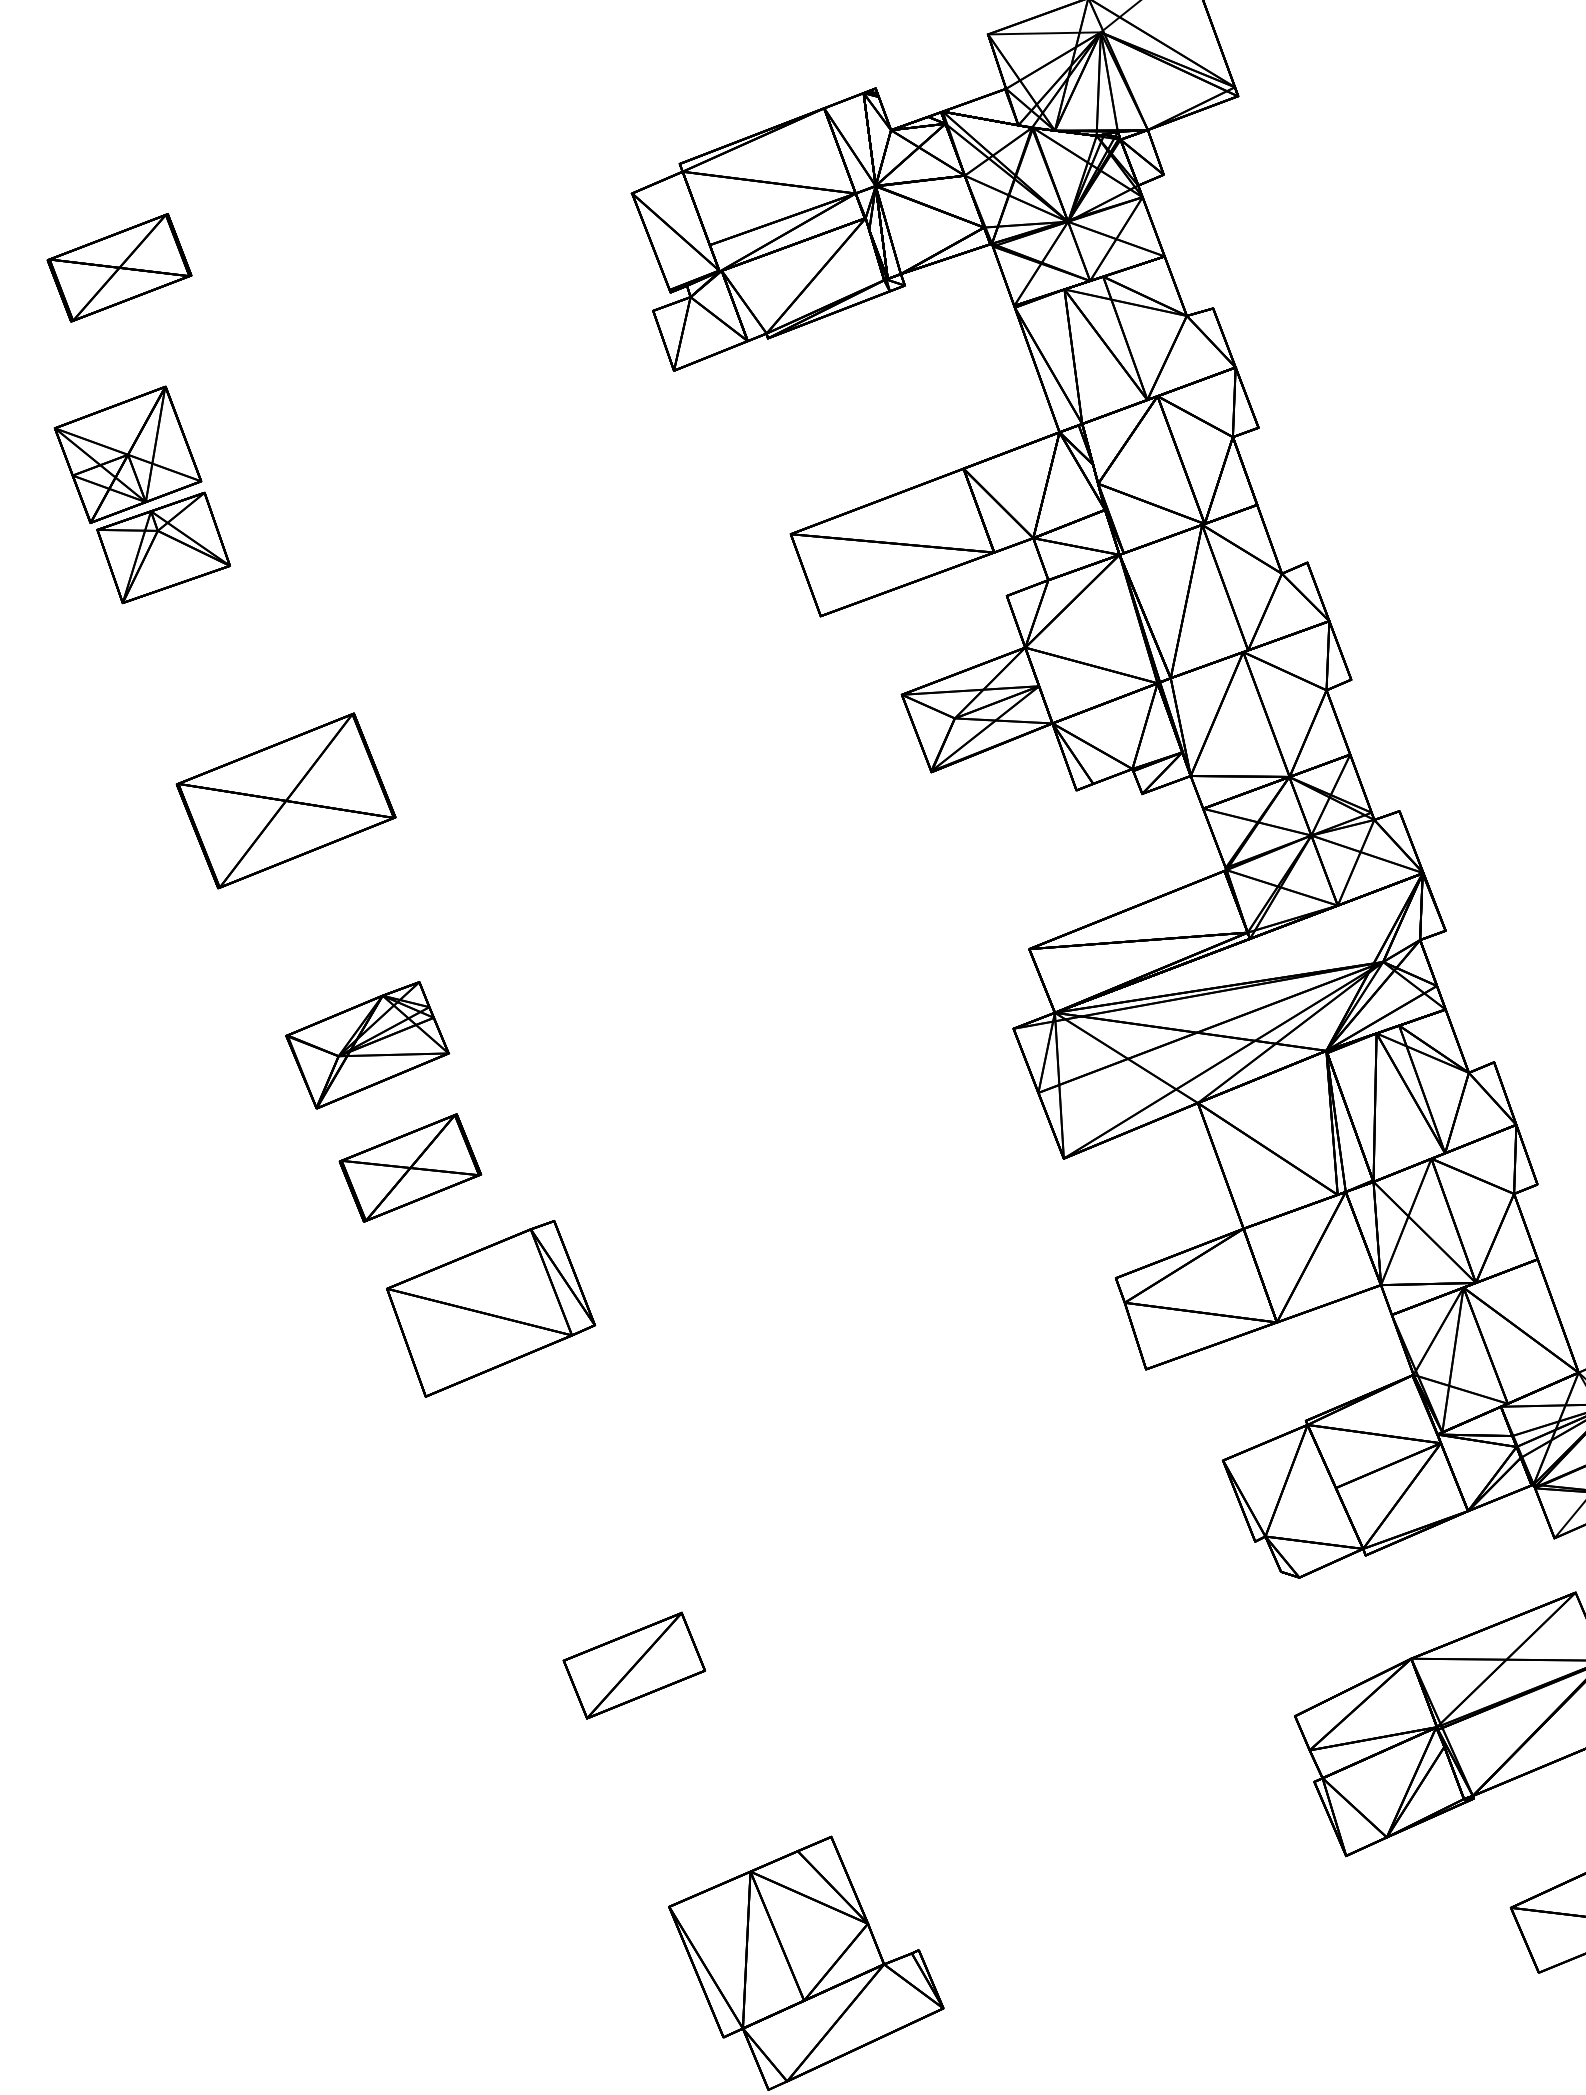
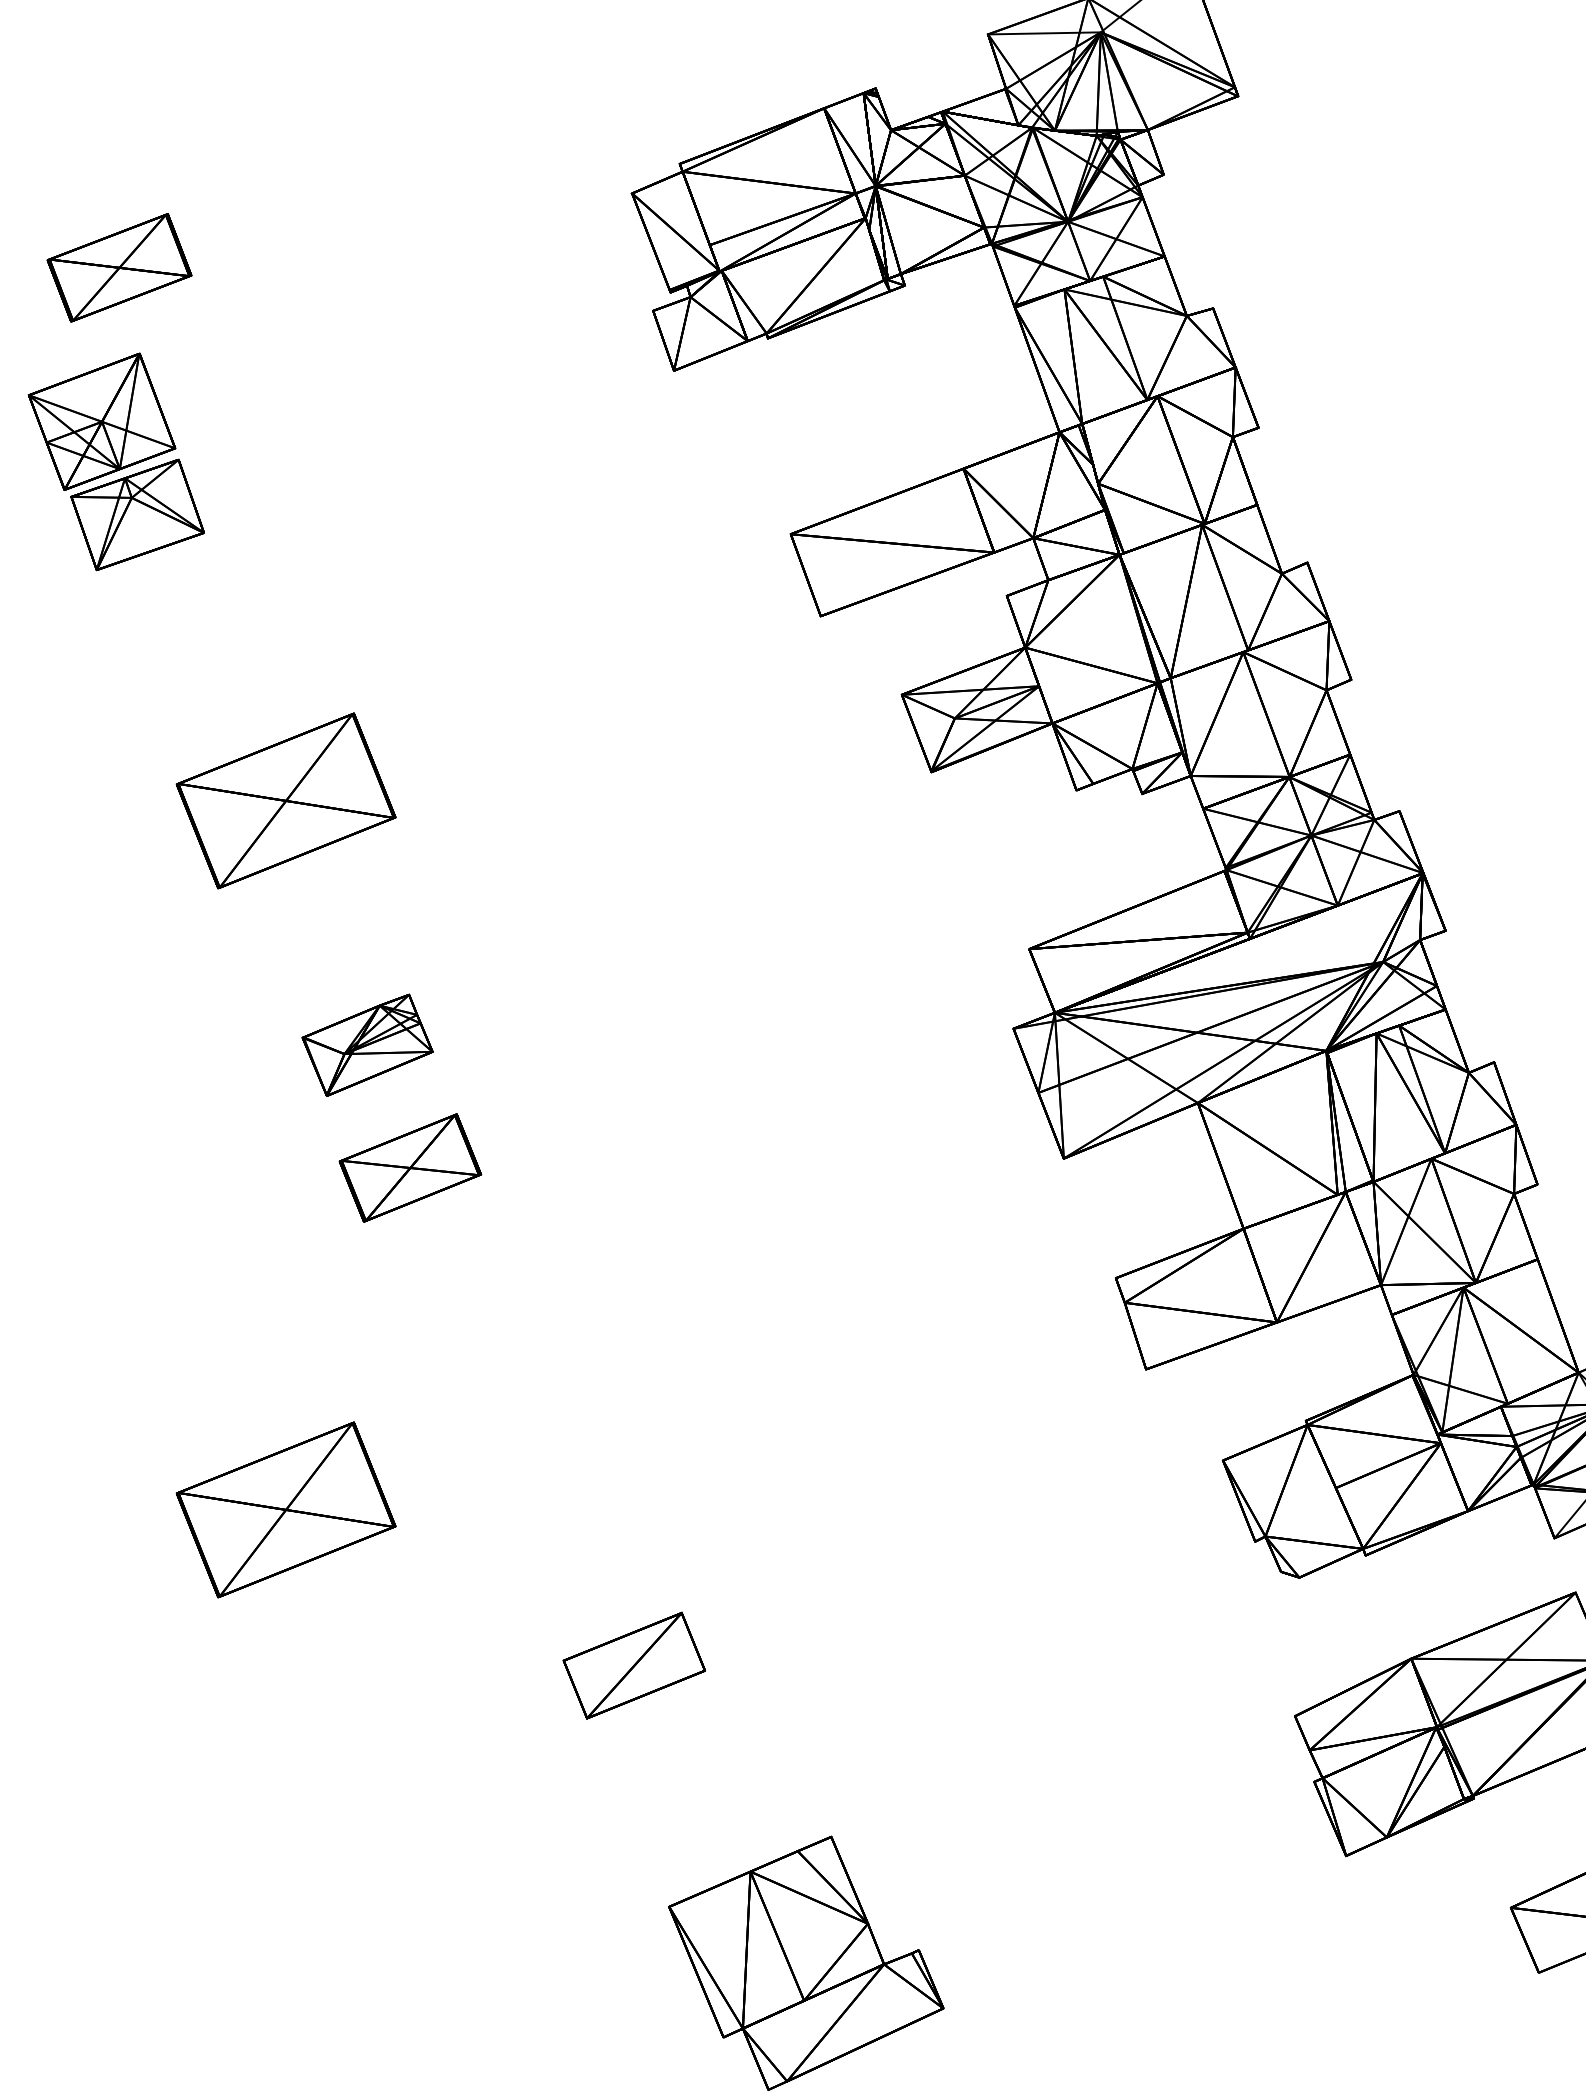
part position: (141, 494) -> (115, 461) (115, 461)
part size: 166x129 px -> 133x104 px (367, 1044)
part: present -> none (491, 1308)
part: none -> present (285, 1509)
